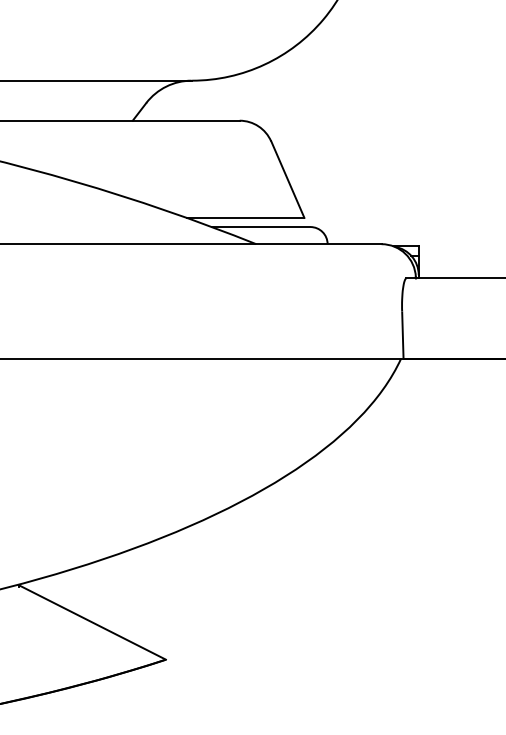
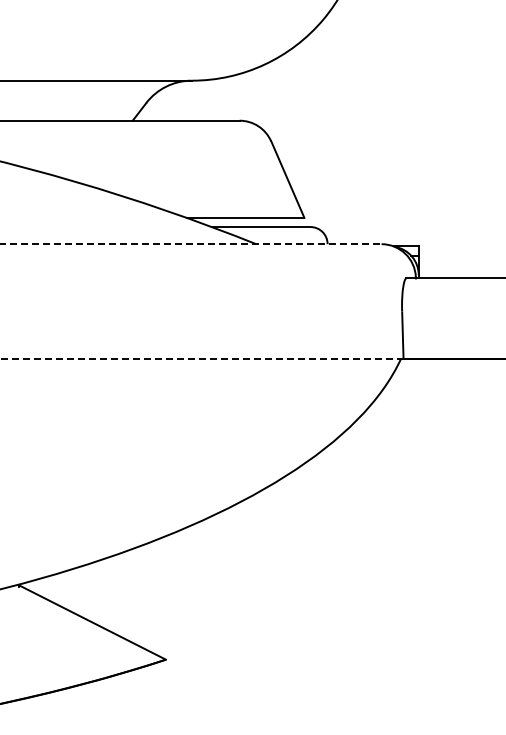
line: solid -> dashed (191, 244)
line: solid -> dashed (201, 358)
